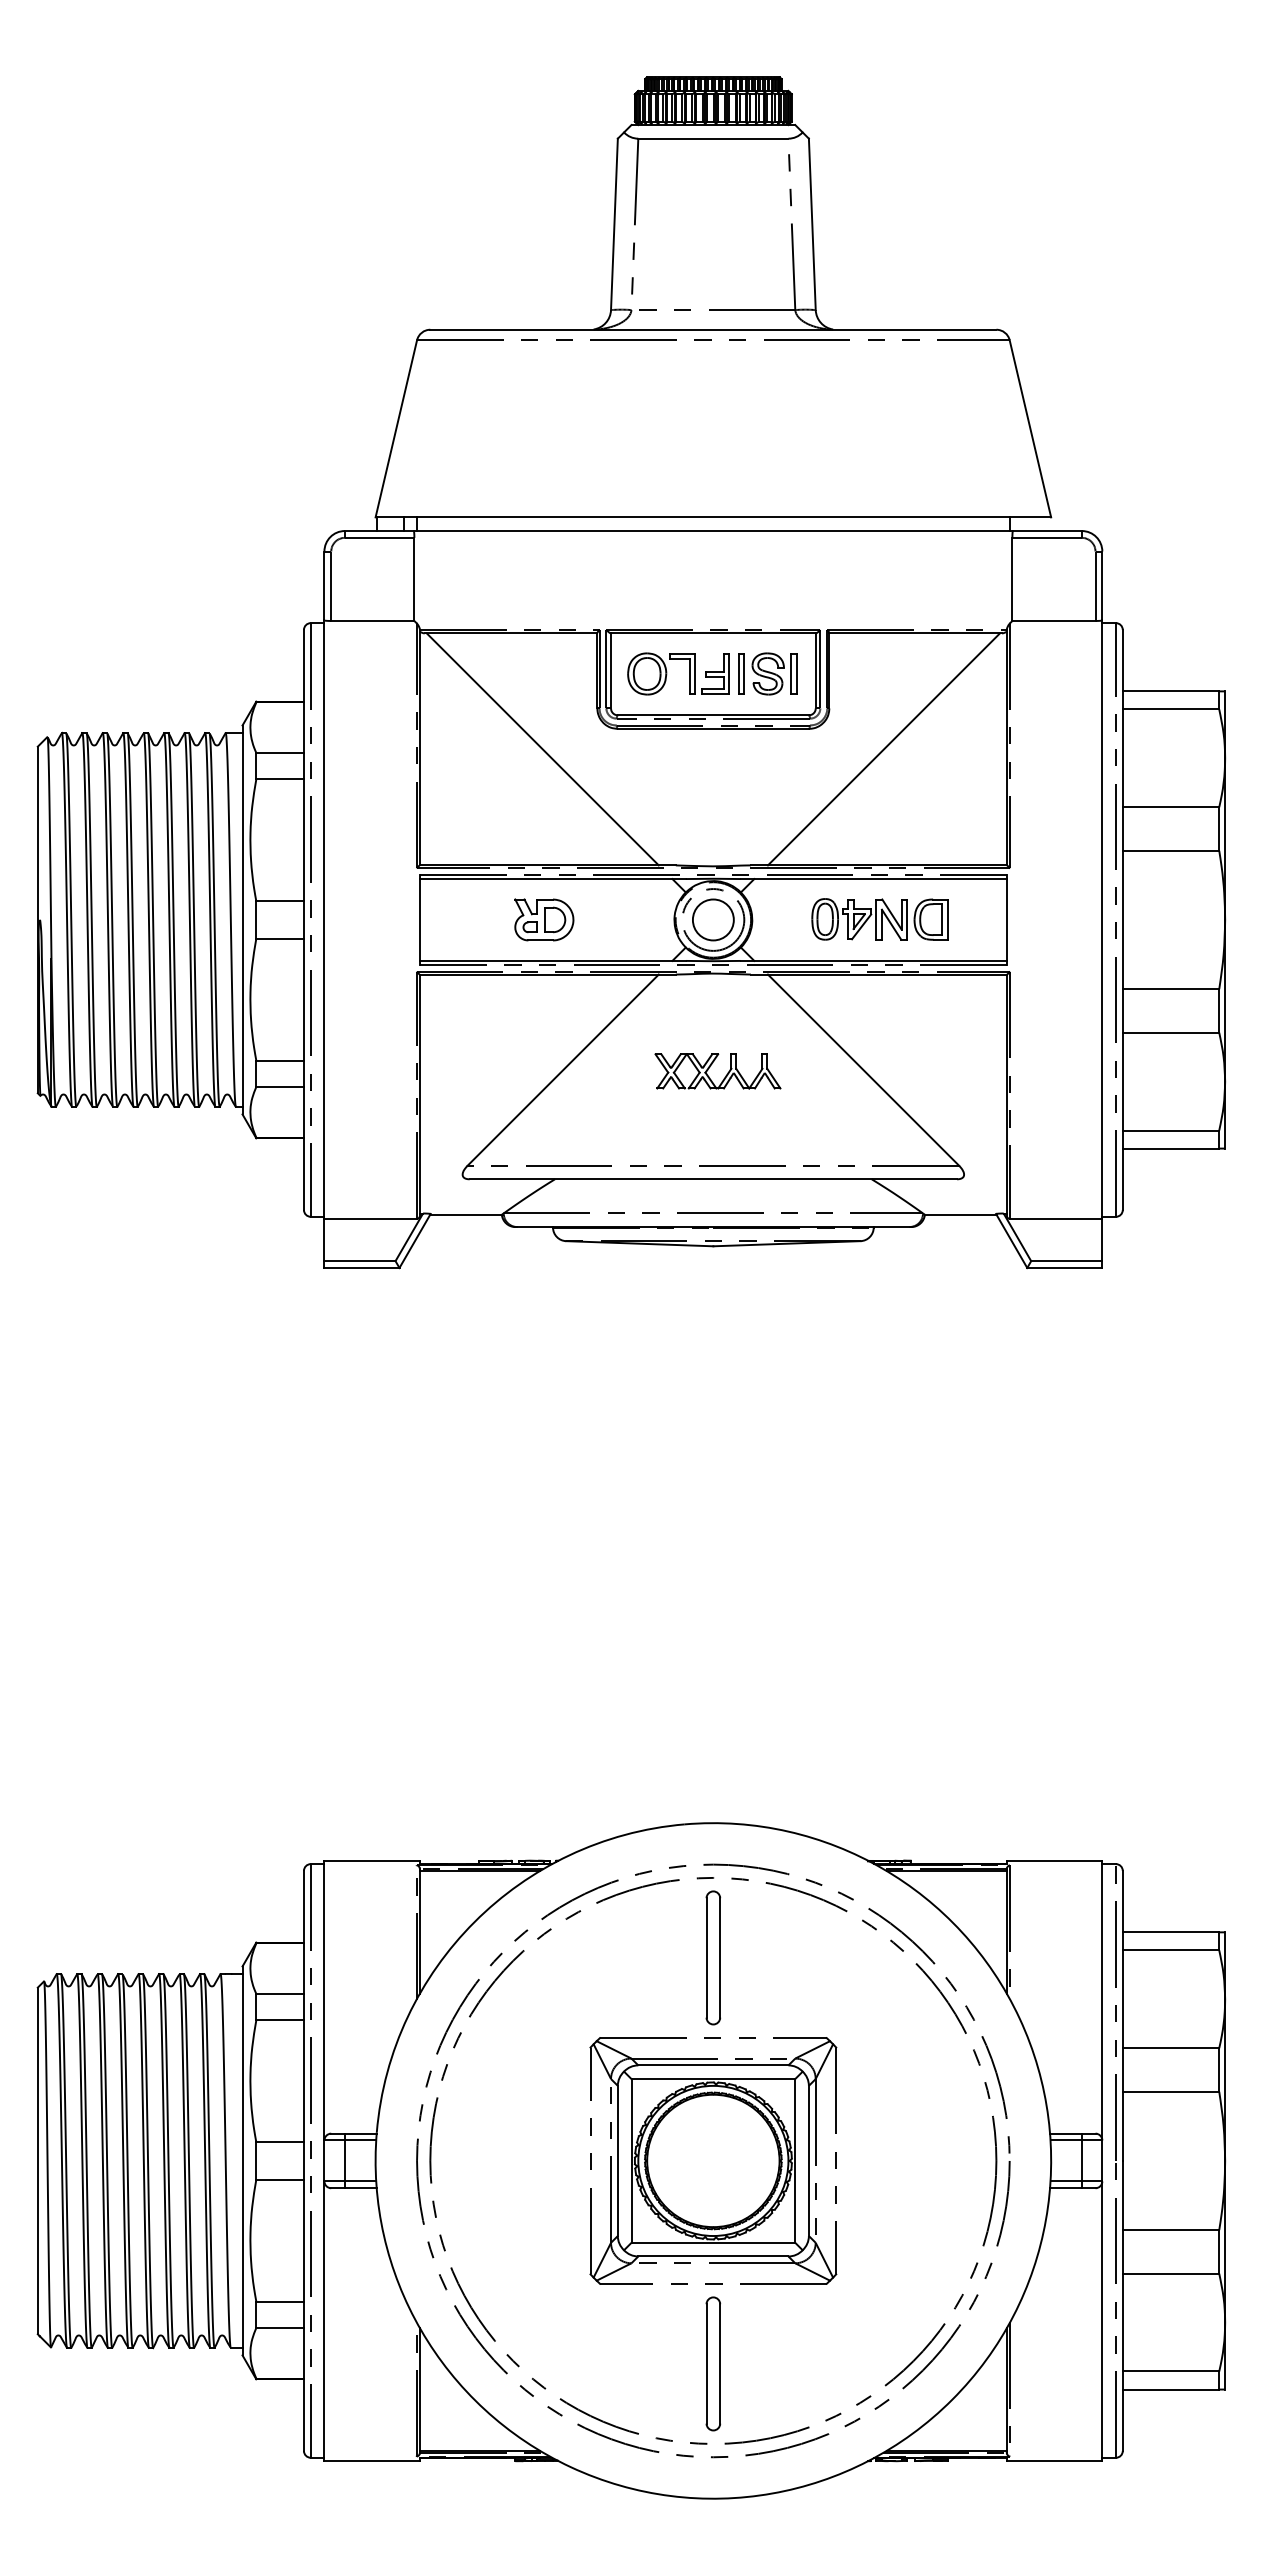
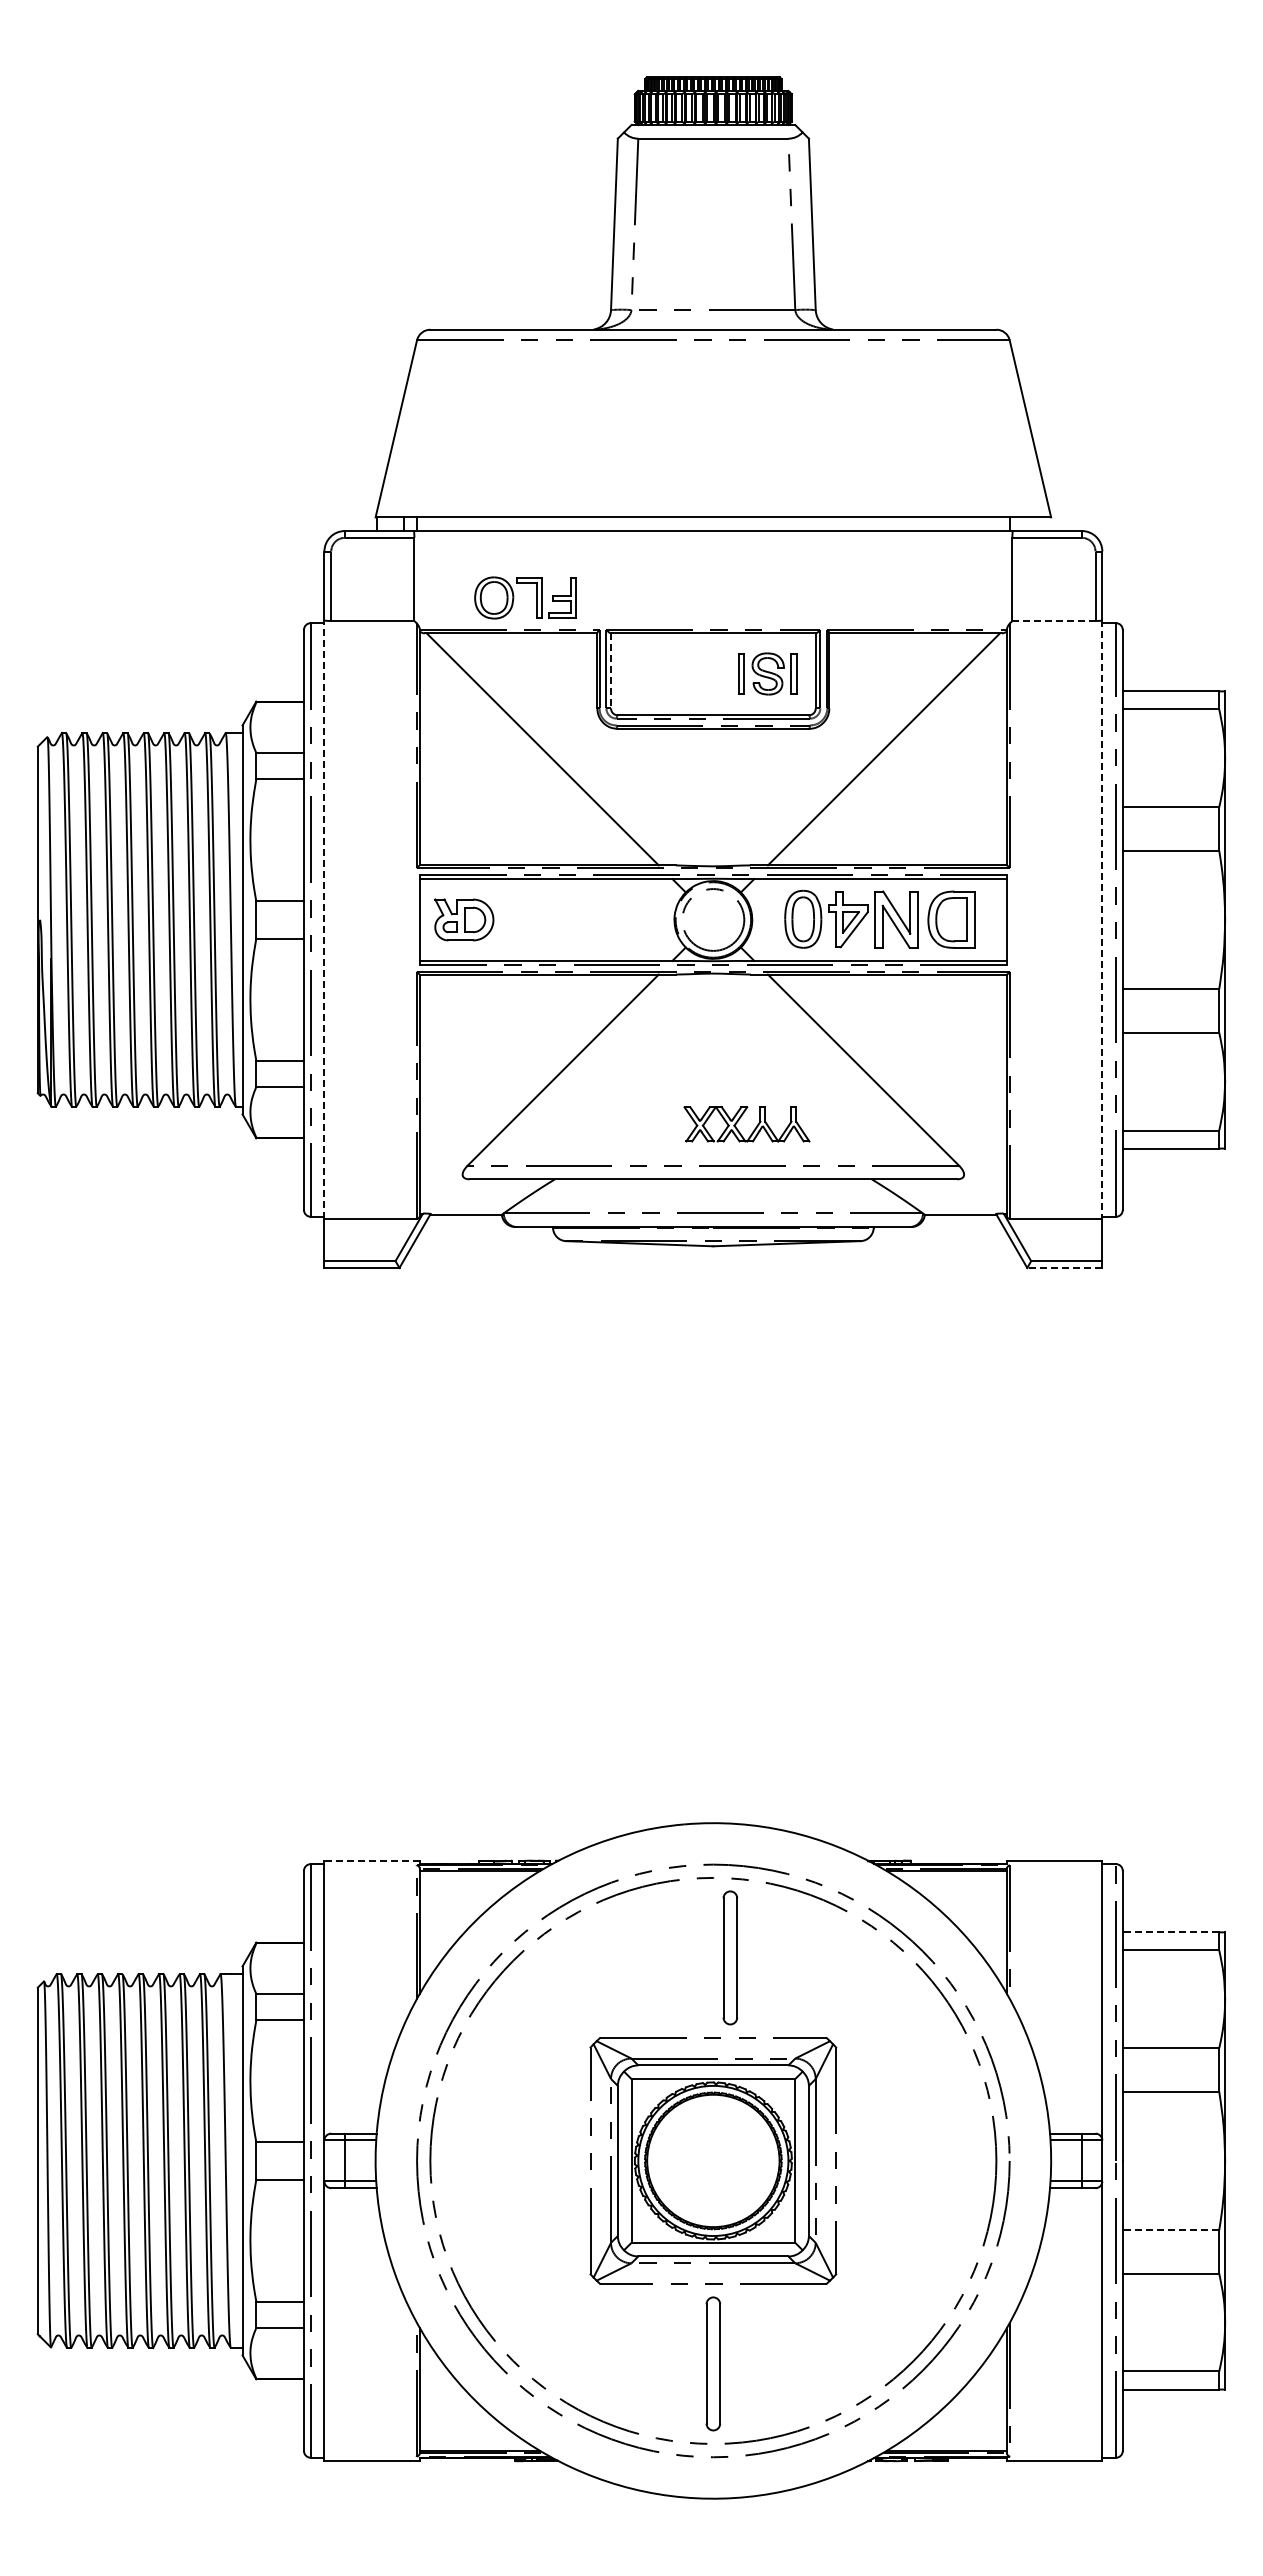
line: solid -> dashed (1053, 621)
line: solid -> dashed (611, 670)
part position: (667, 673) -> (514, 597) (514, 597)
line: solid -> dashed (324, 919)
part position: (544, 919) -> (464, 919) (464, 919)
circle: present -> none (713, 919)
part size: 138x43 px -> 192x60 px (879, 918)
line: solid -> dashed (1102, 920)
part position: (710, 1067) -> (739, 1120) (739, 1120)
line: solid -> dashed (1064, 1267)
line: solid -> dashed (372, 1860)
line: solid -> dashed (1170, 1932)
part position: (713, 1957) -> (730, 1957) (730, 1957)
line: solid -> dashed (1170, 2230)
